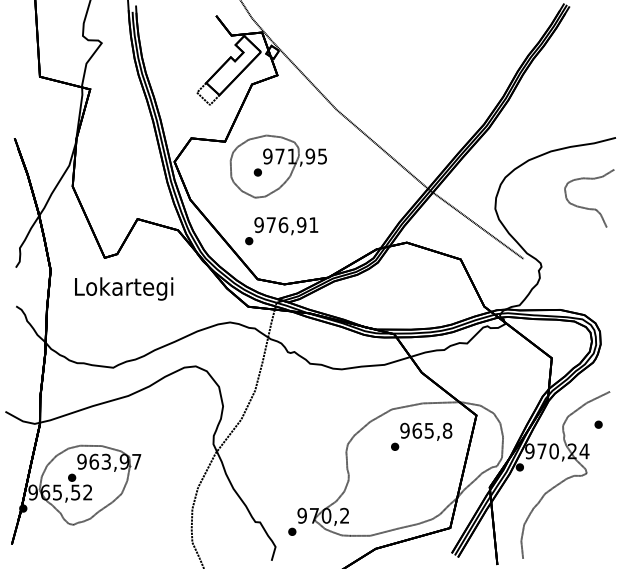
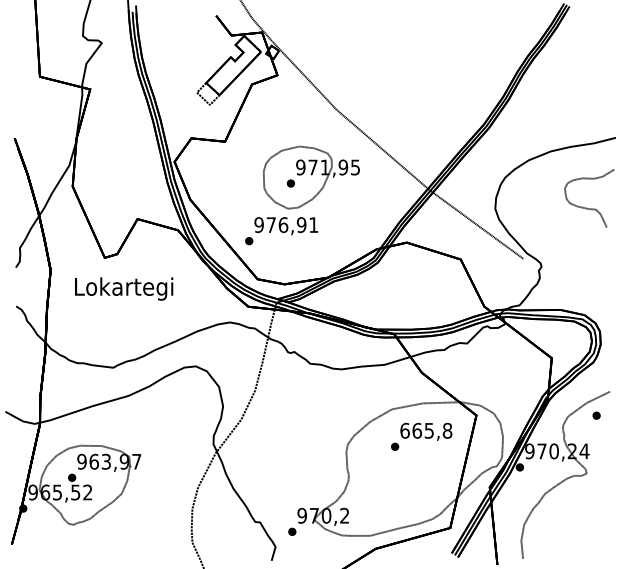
part position: (277, 166) -> (310, 177) (310, 177)
part position: (598, 424) -> (596, 415) (596, 415)
text: 965,8 -> 665,8 (404, 430)
